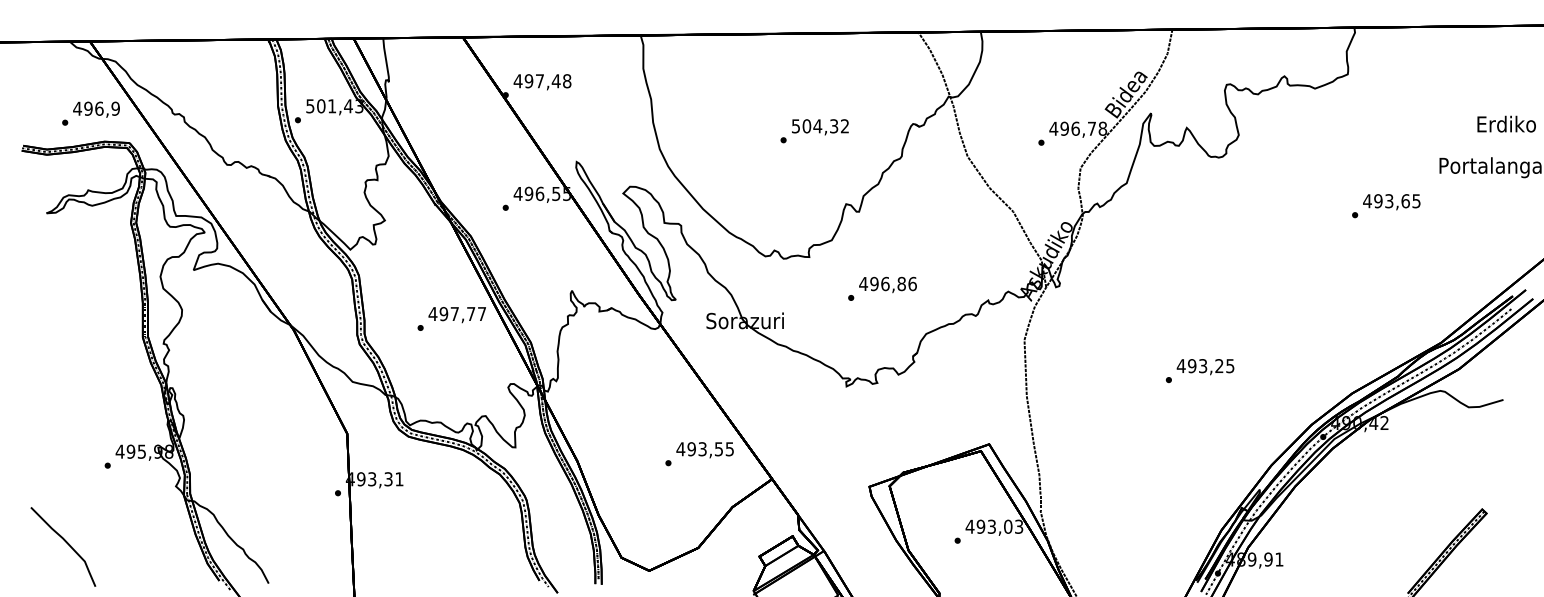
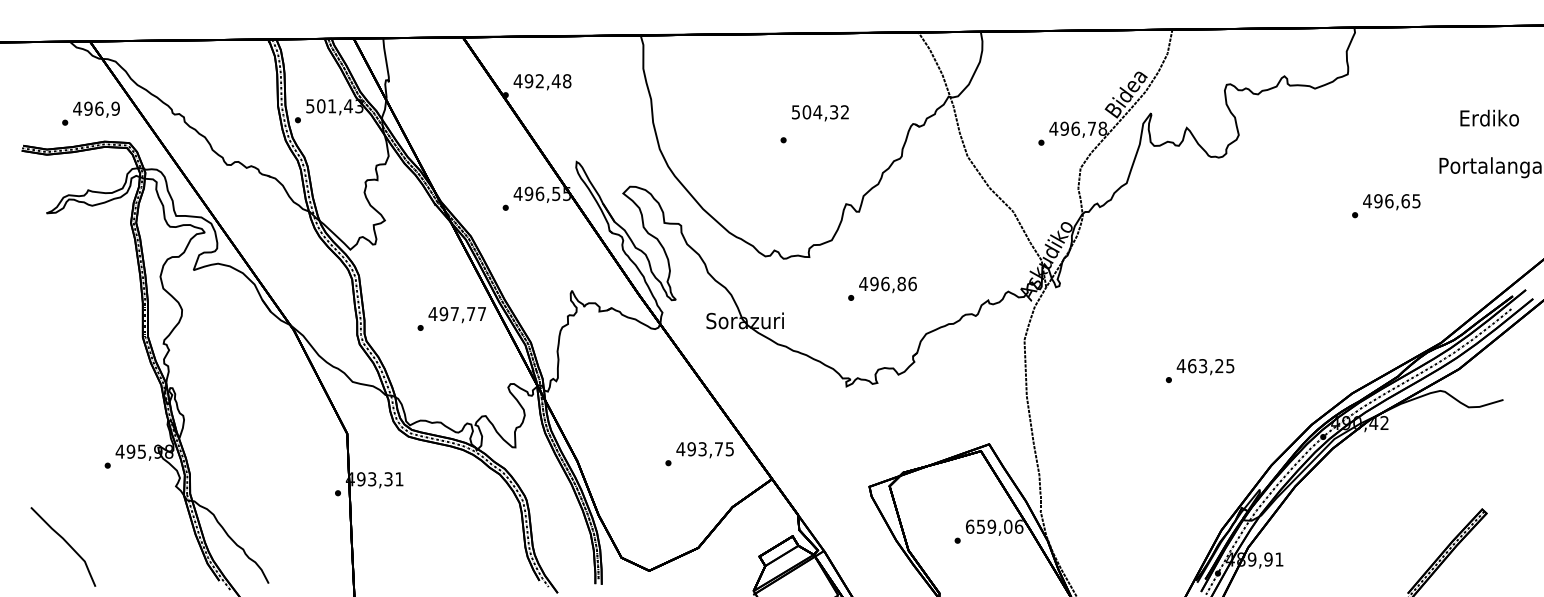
text: 497,48 -> 492,48 (539, 81)
text position: (1506, 123) -> (1489, 117) (1489, 117)
text position: (820, 127) -> (820, 113) (820, 113)
text: 493,65 -> 496,65 (1389, 201)
text: 493,25 -> 463,25 (1192, 366)
text: 493,55 -> 493,75 (718, 449)
text: 493,03 -> 659,06 (994, 526)
